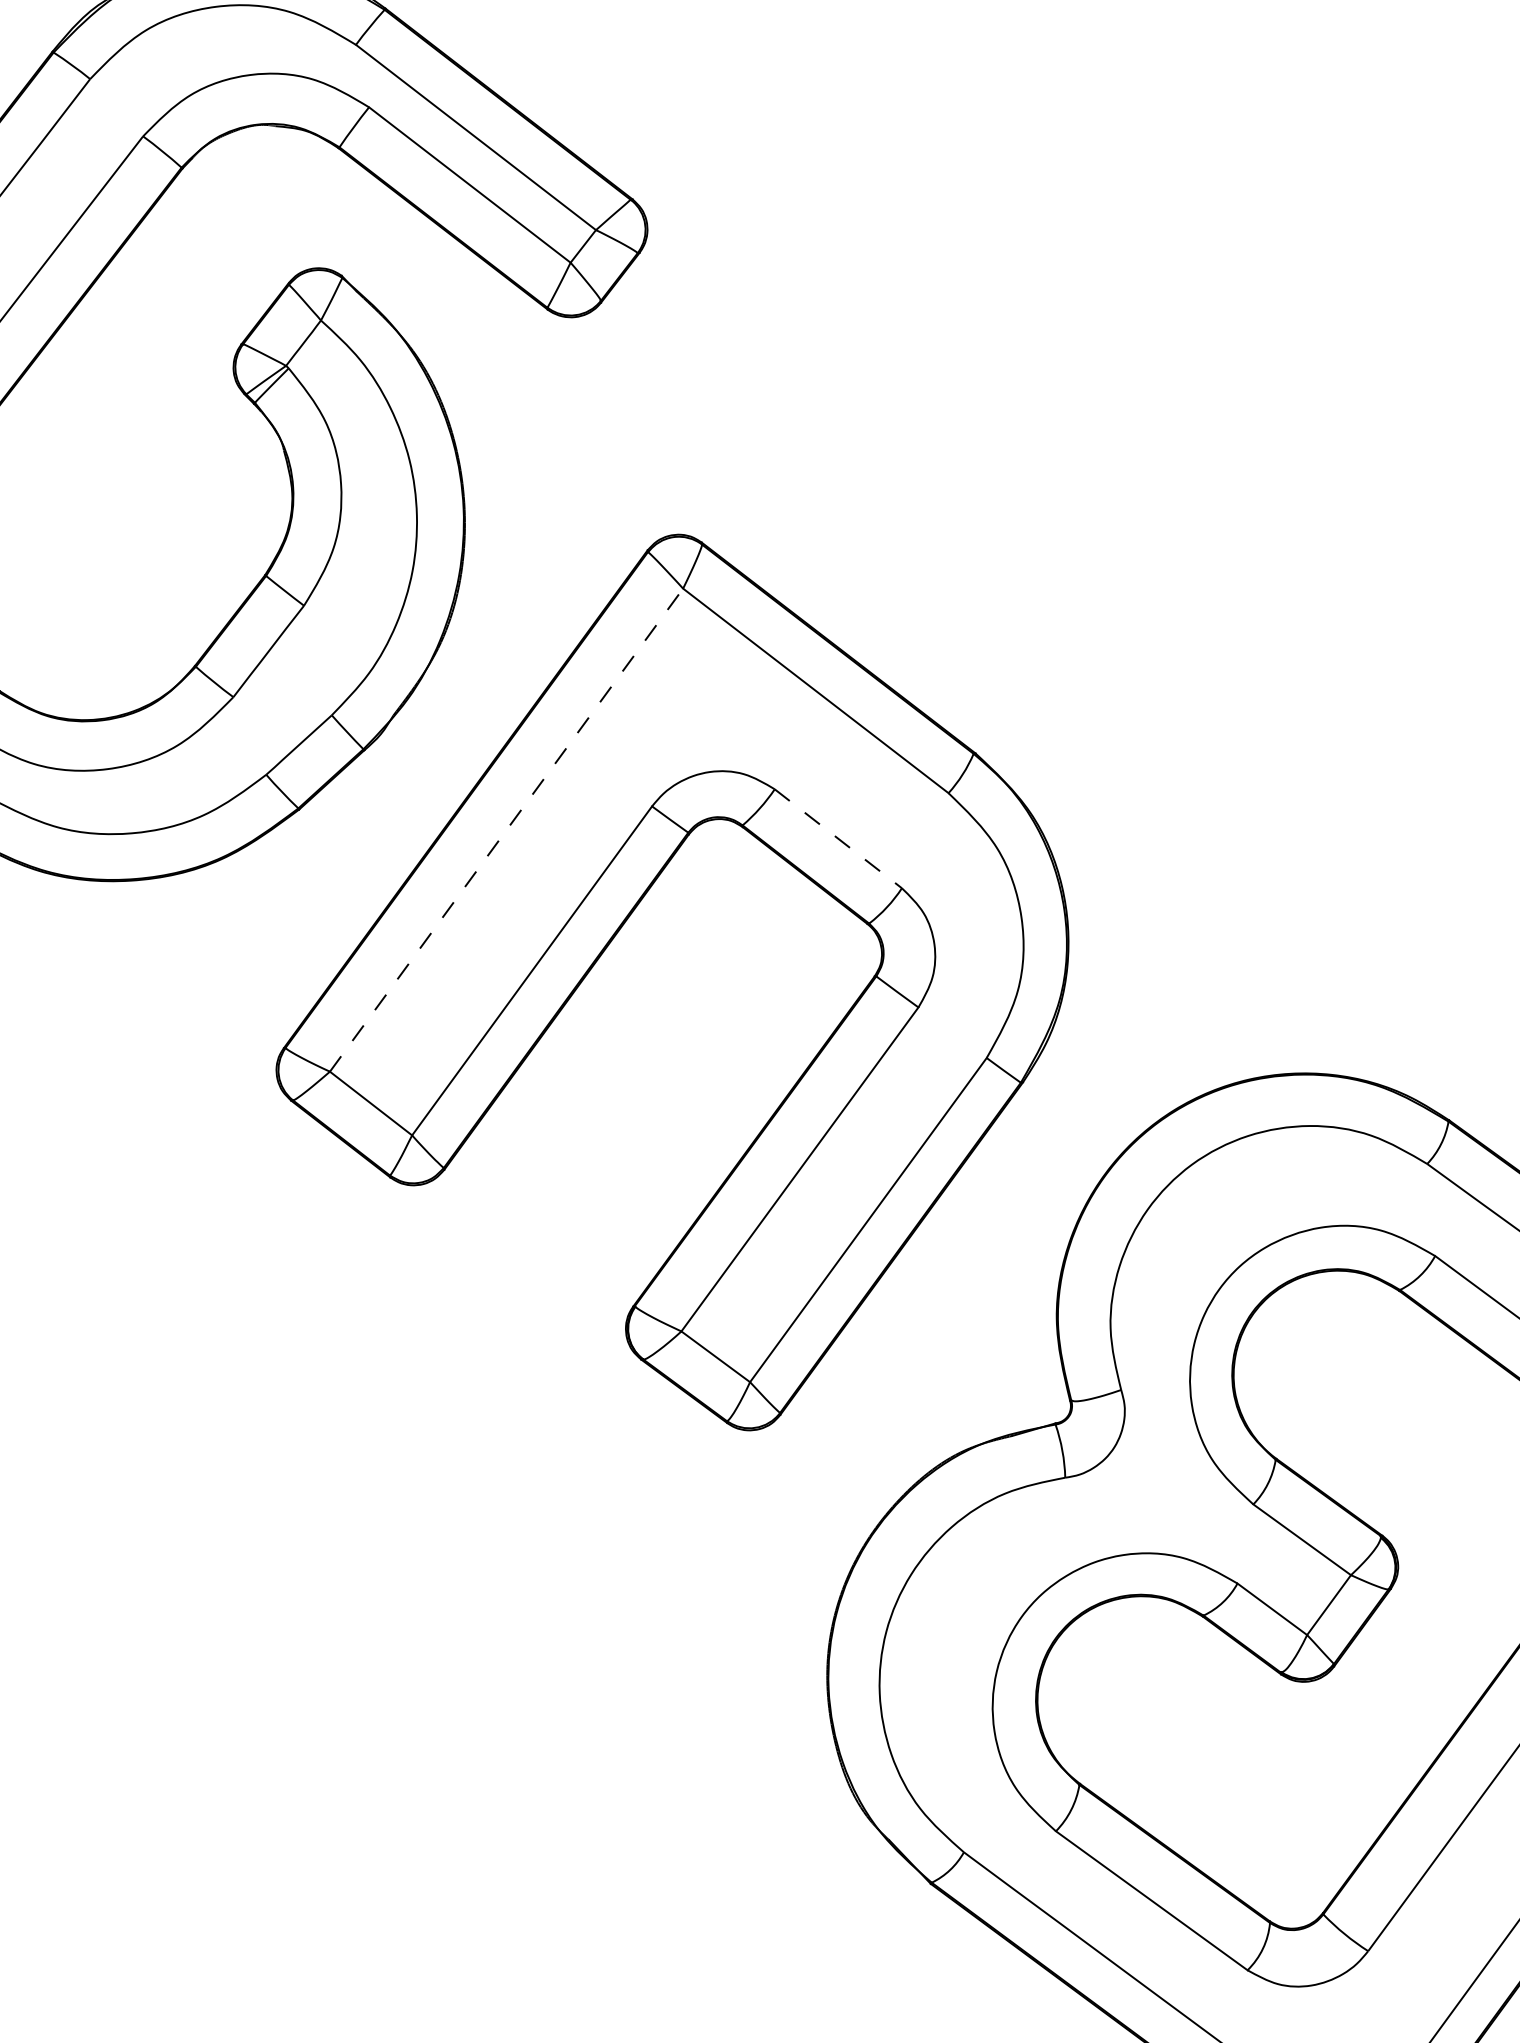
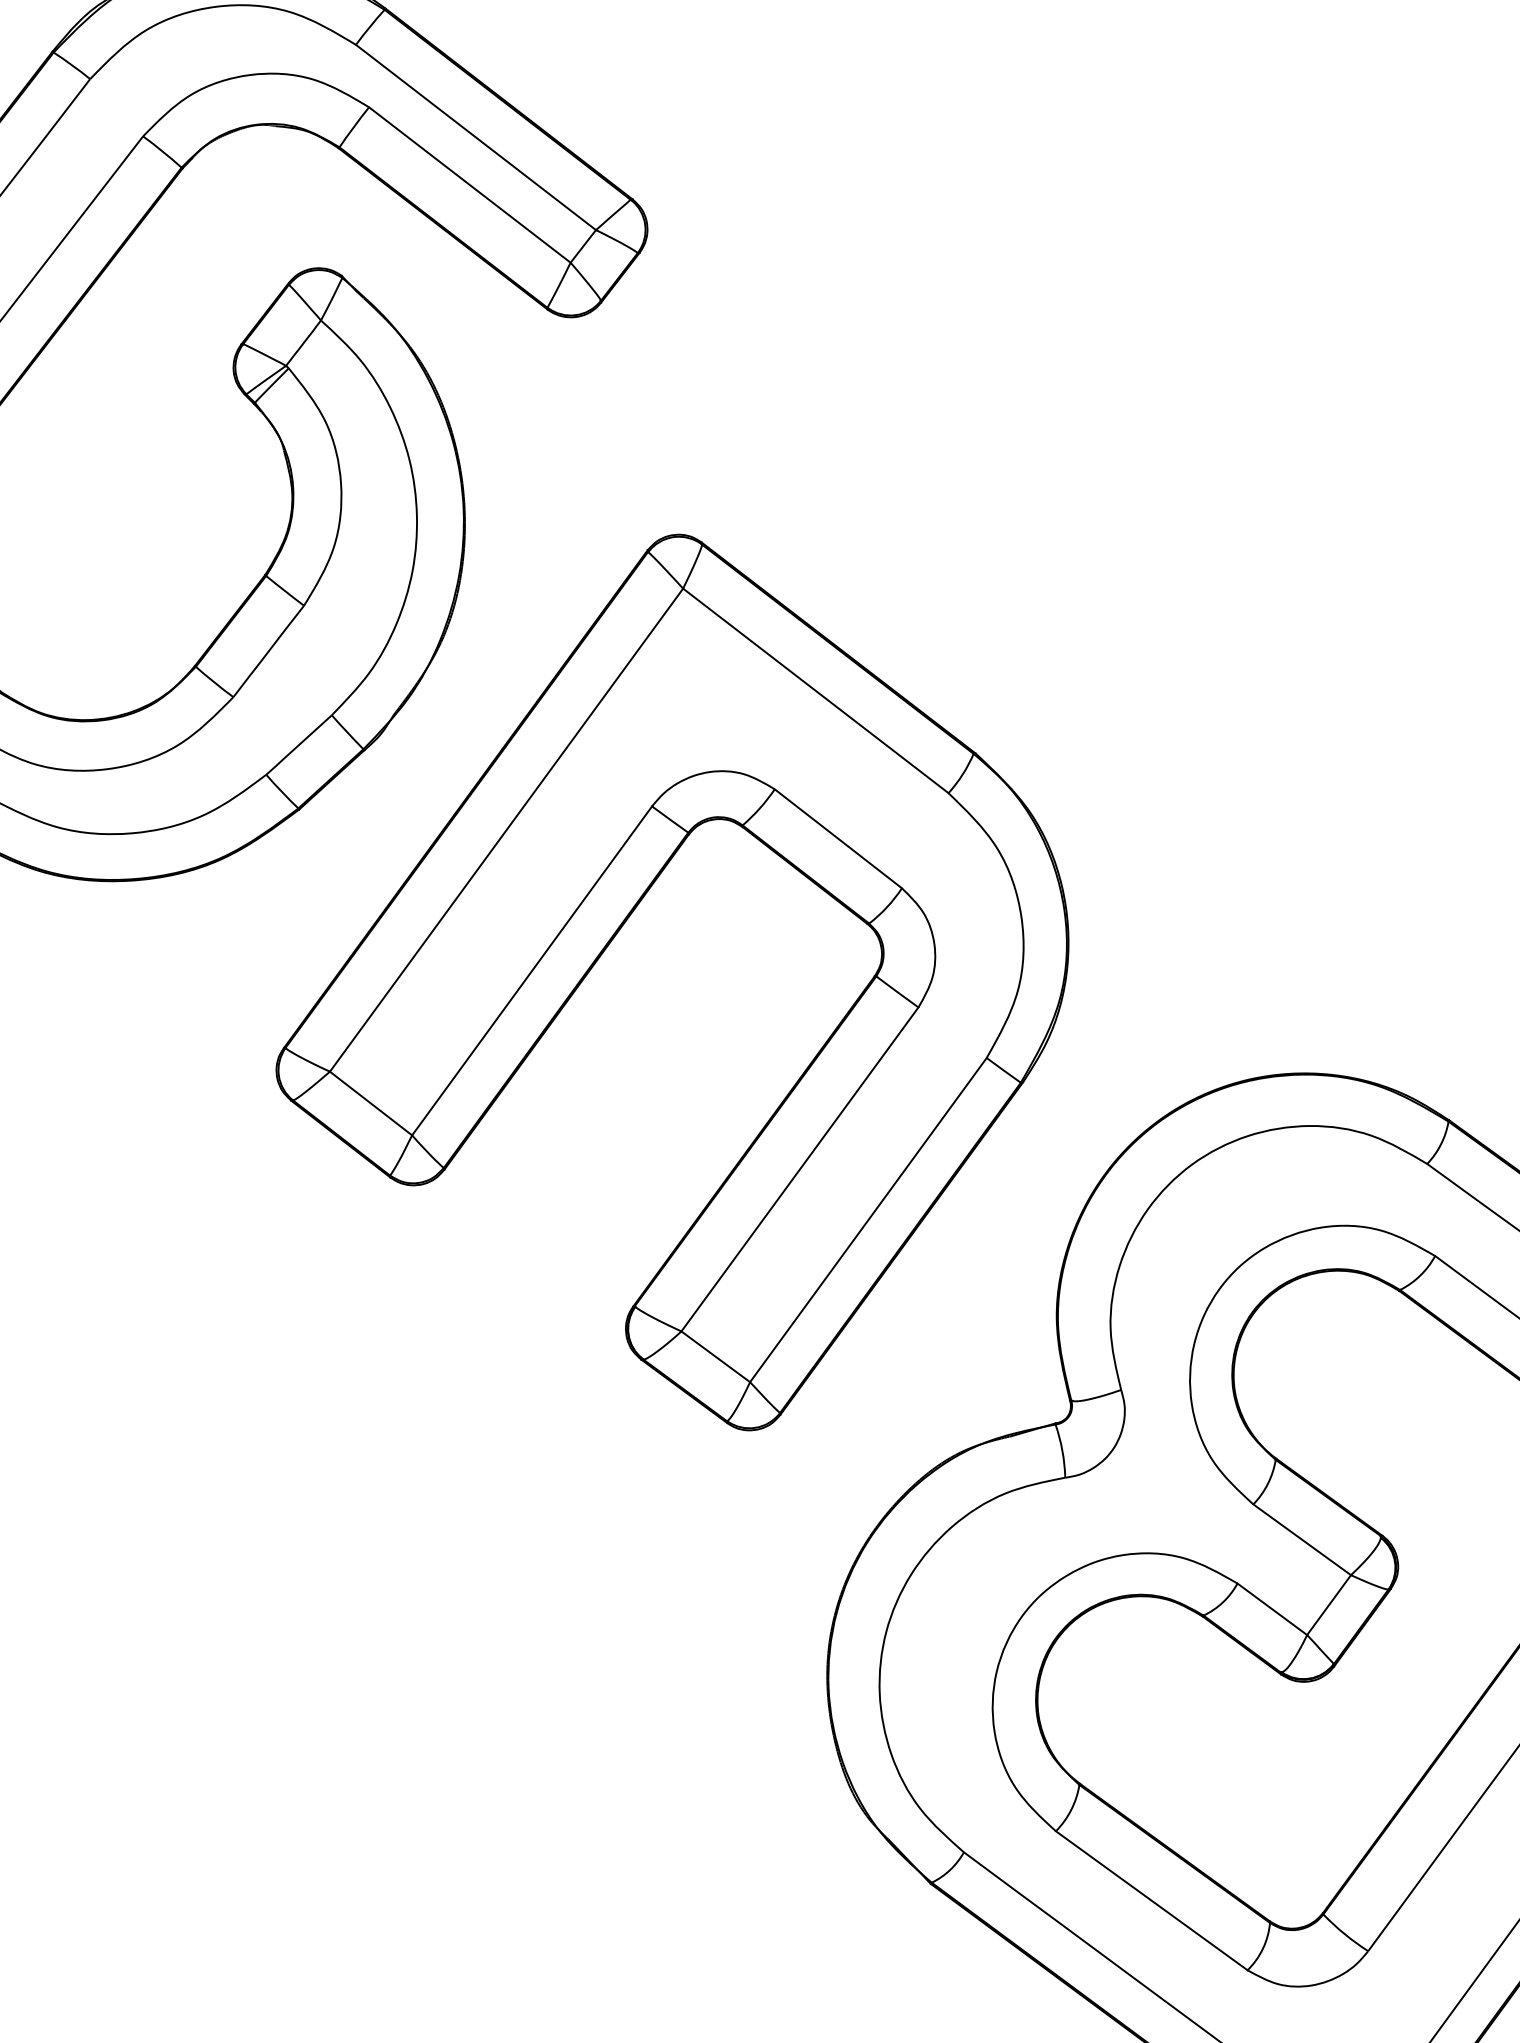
line: dashed -> solid (506, 829)
line: dashed -> solid (838, 838)
